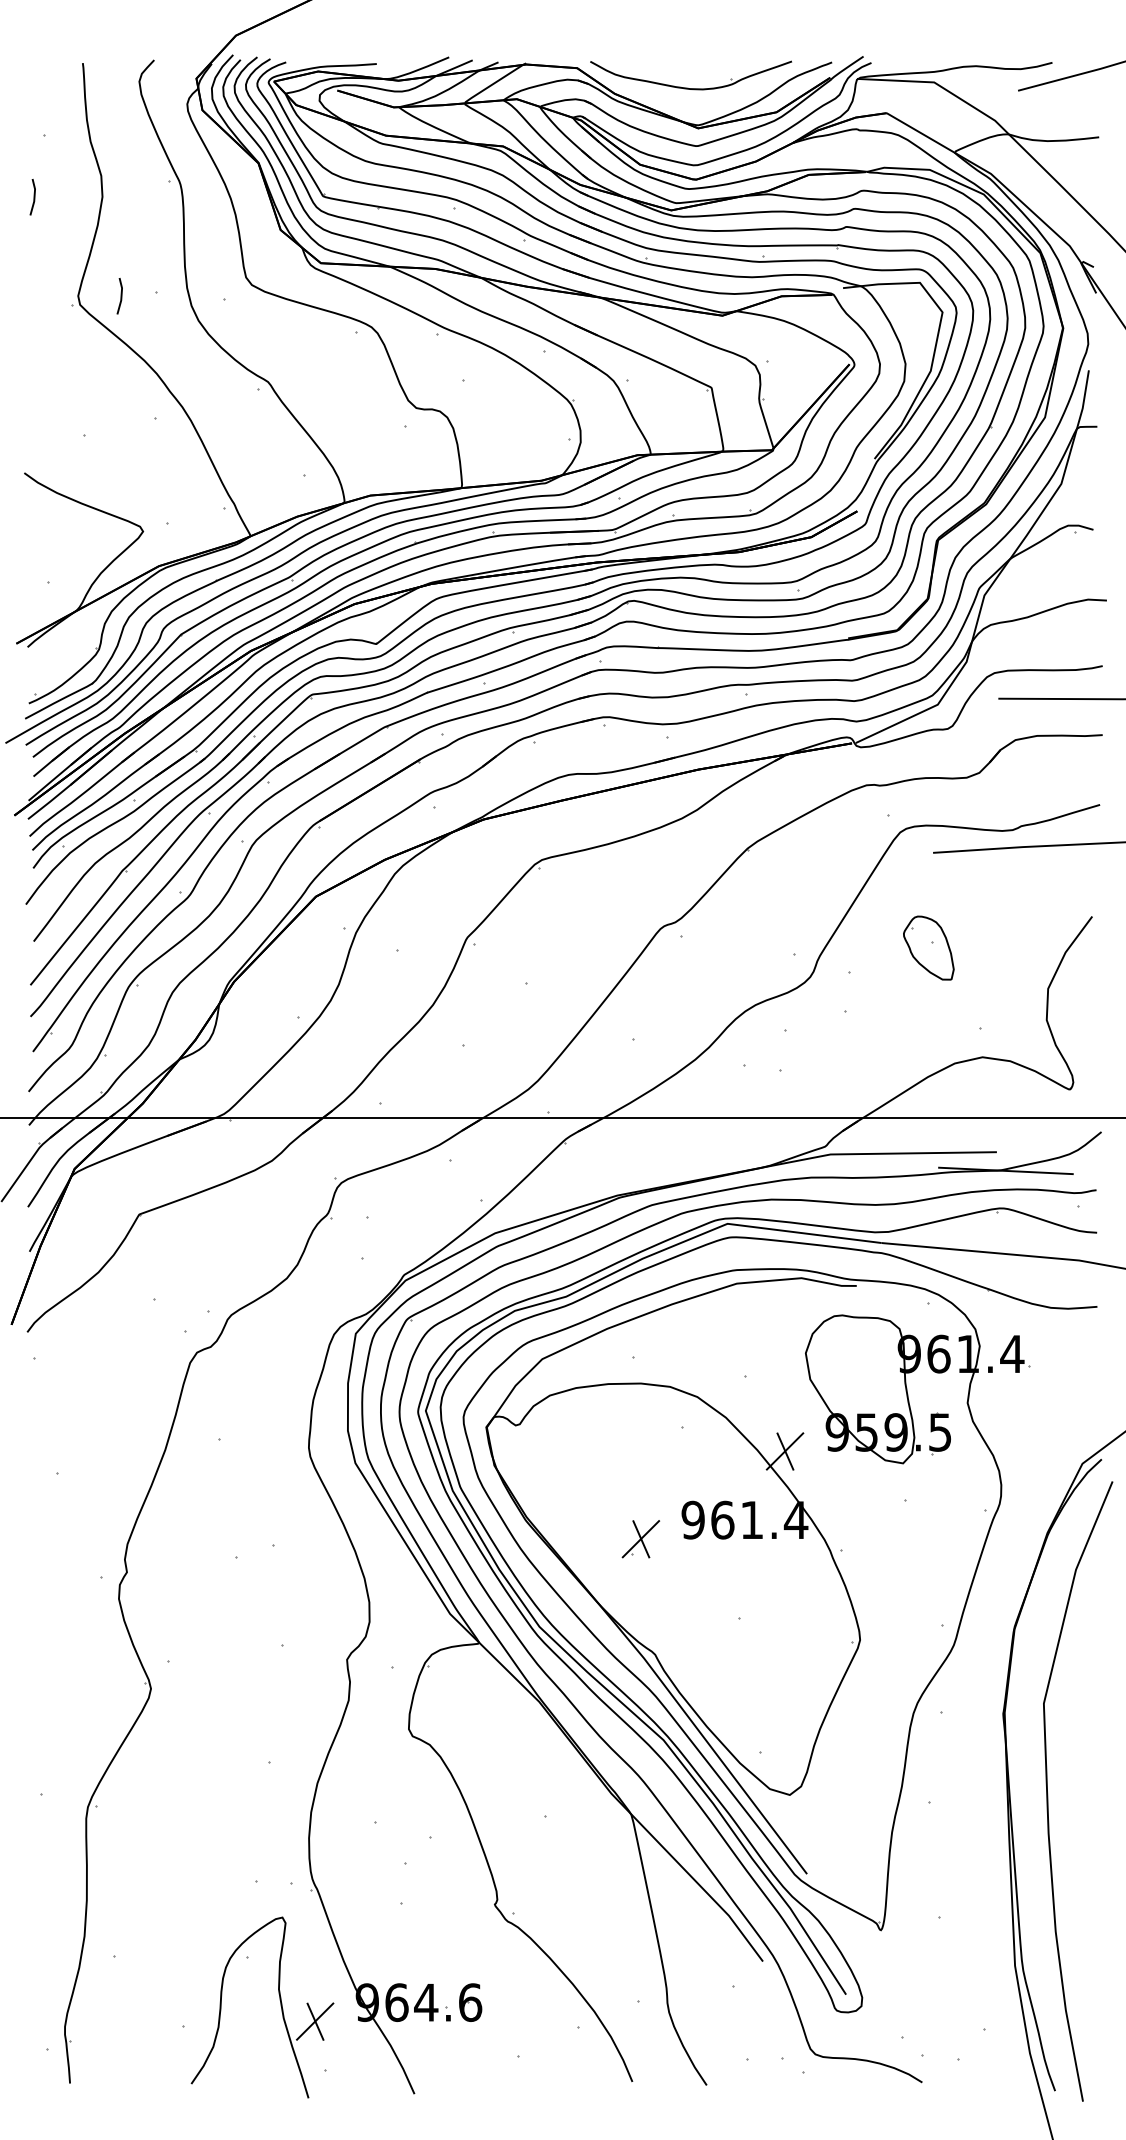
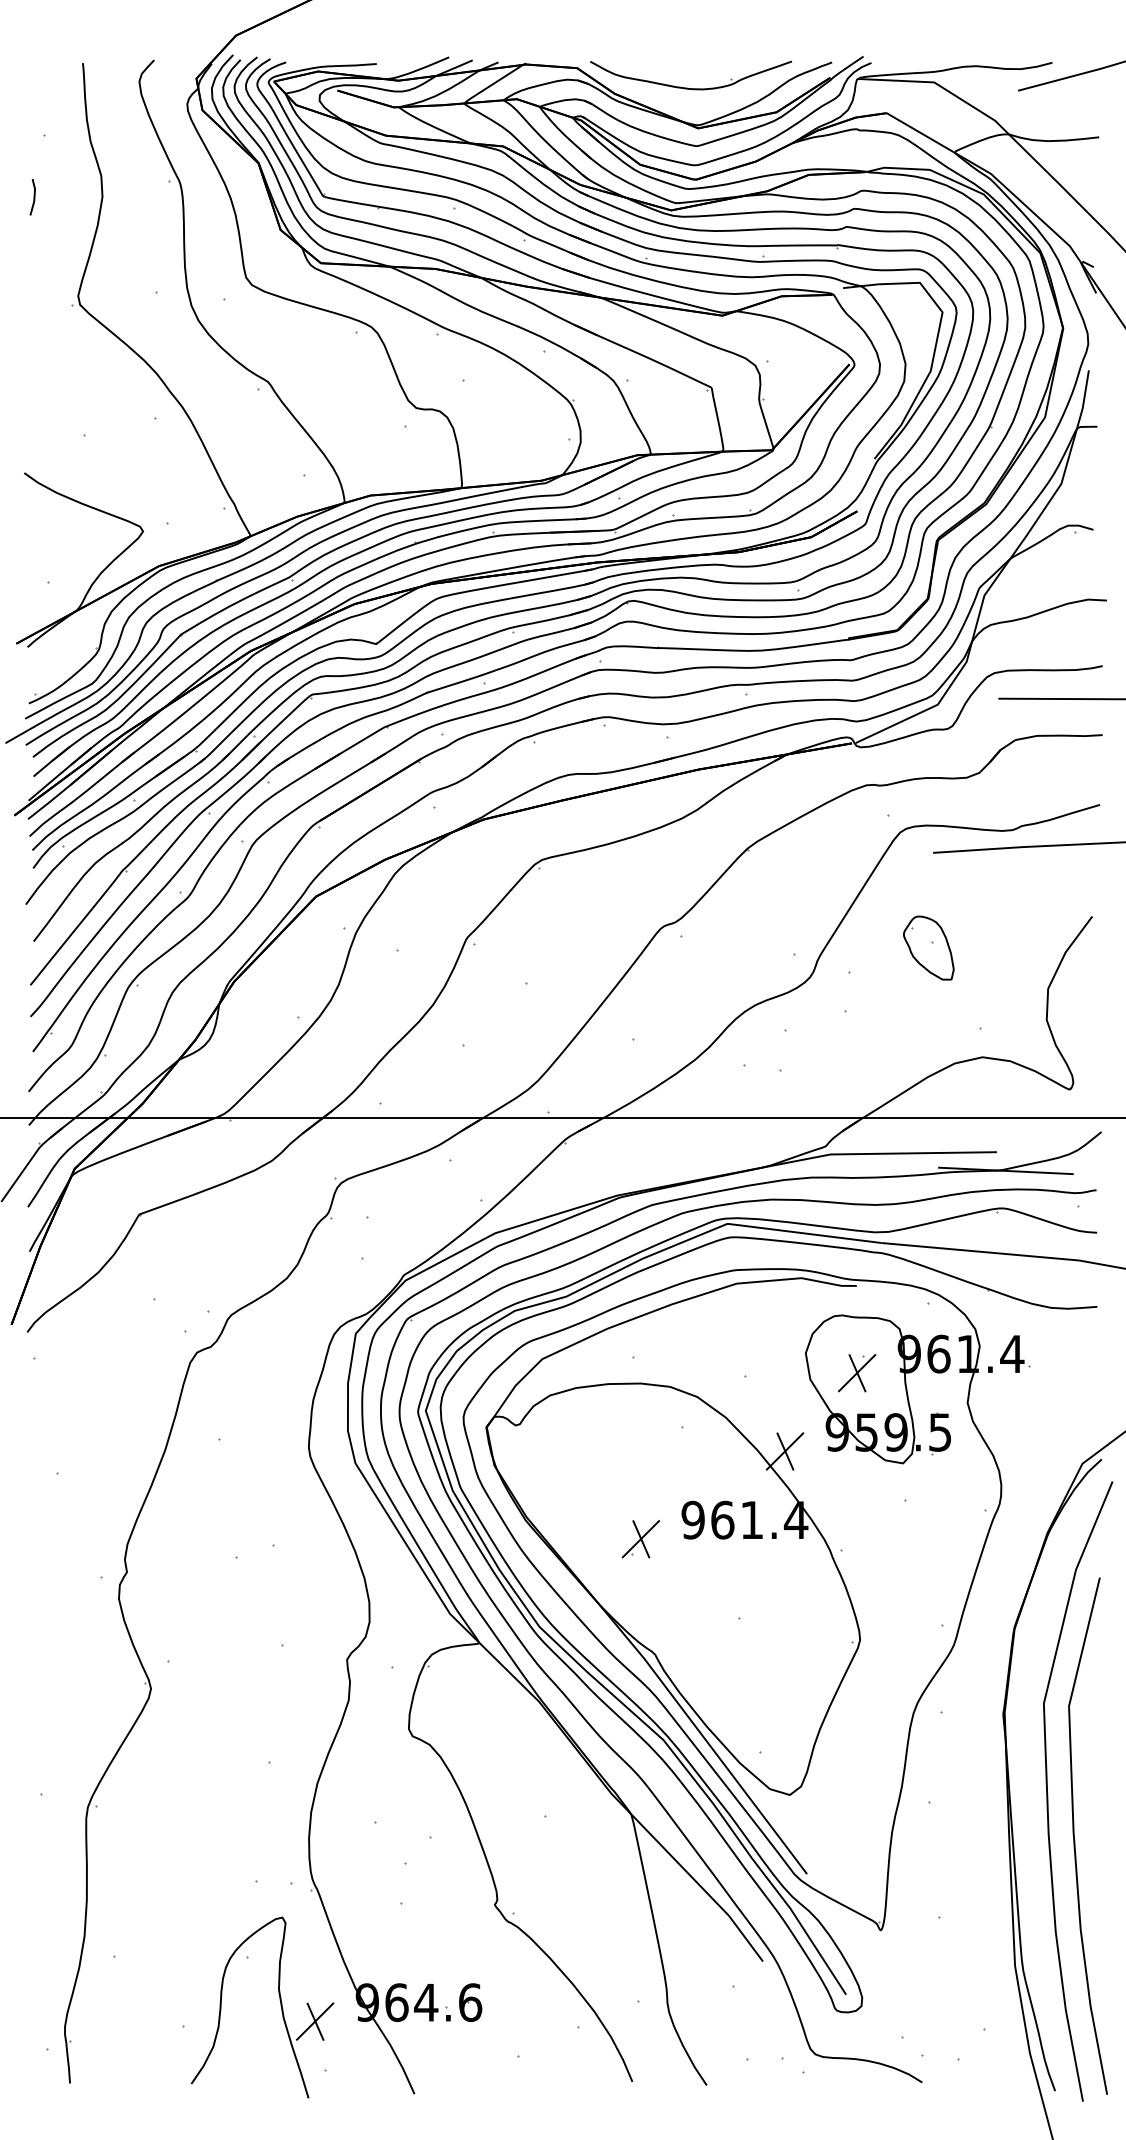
line: present -> none (120, 296)
part: none -> present (857, 1373)
curve: none -> present (1074, 1835)
